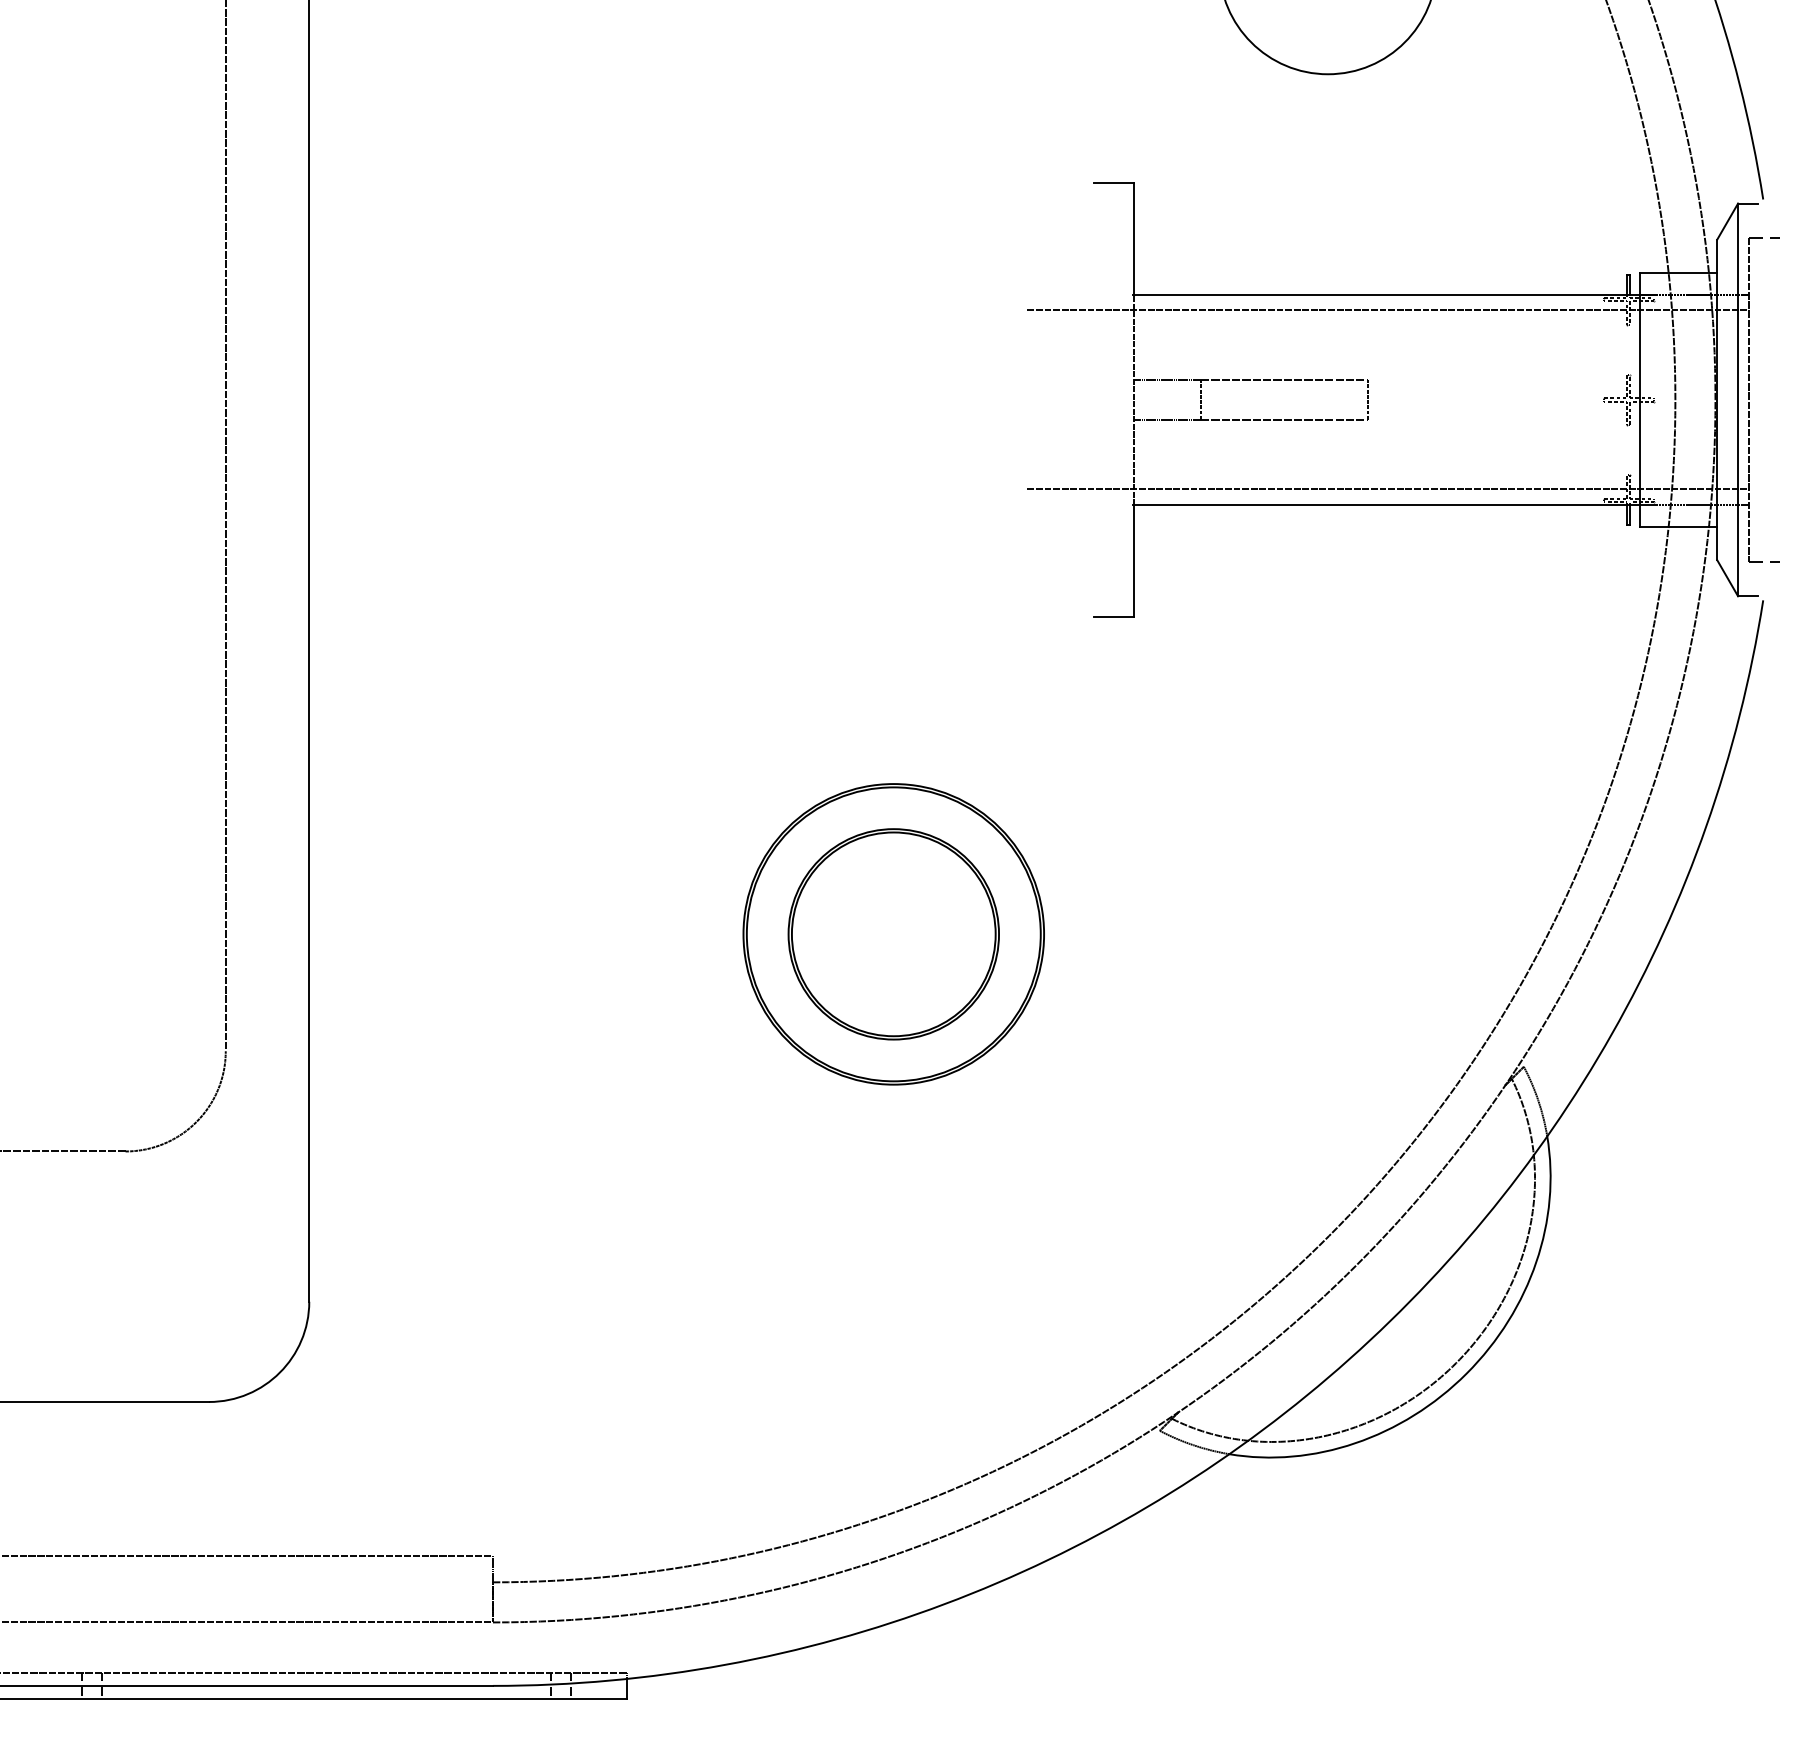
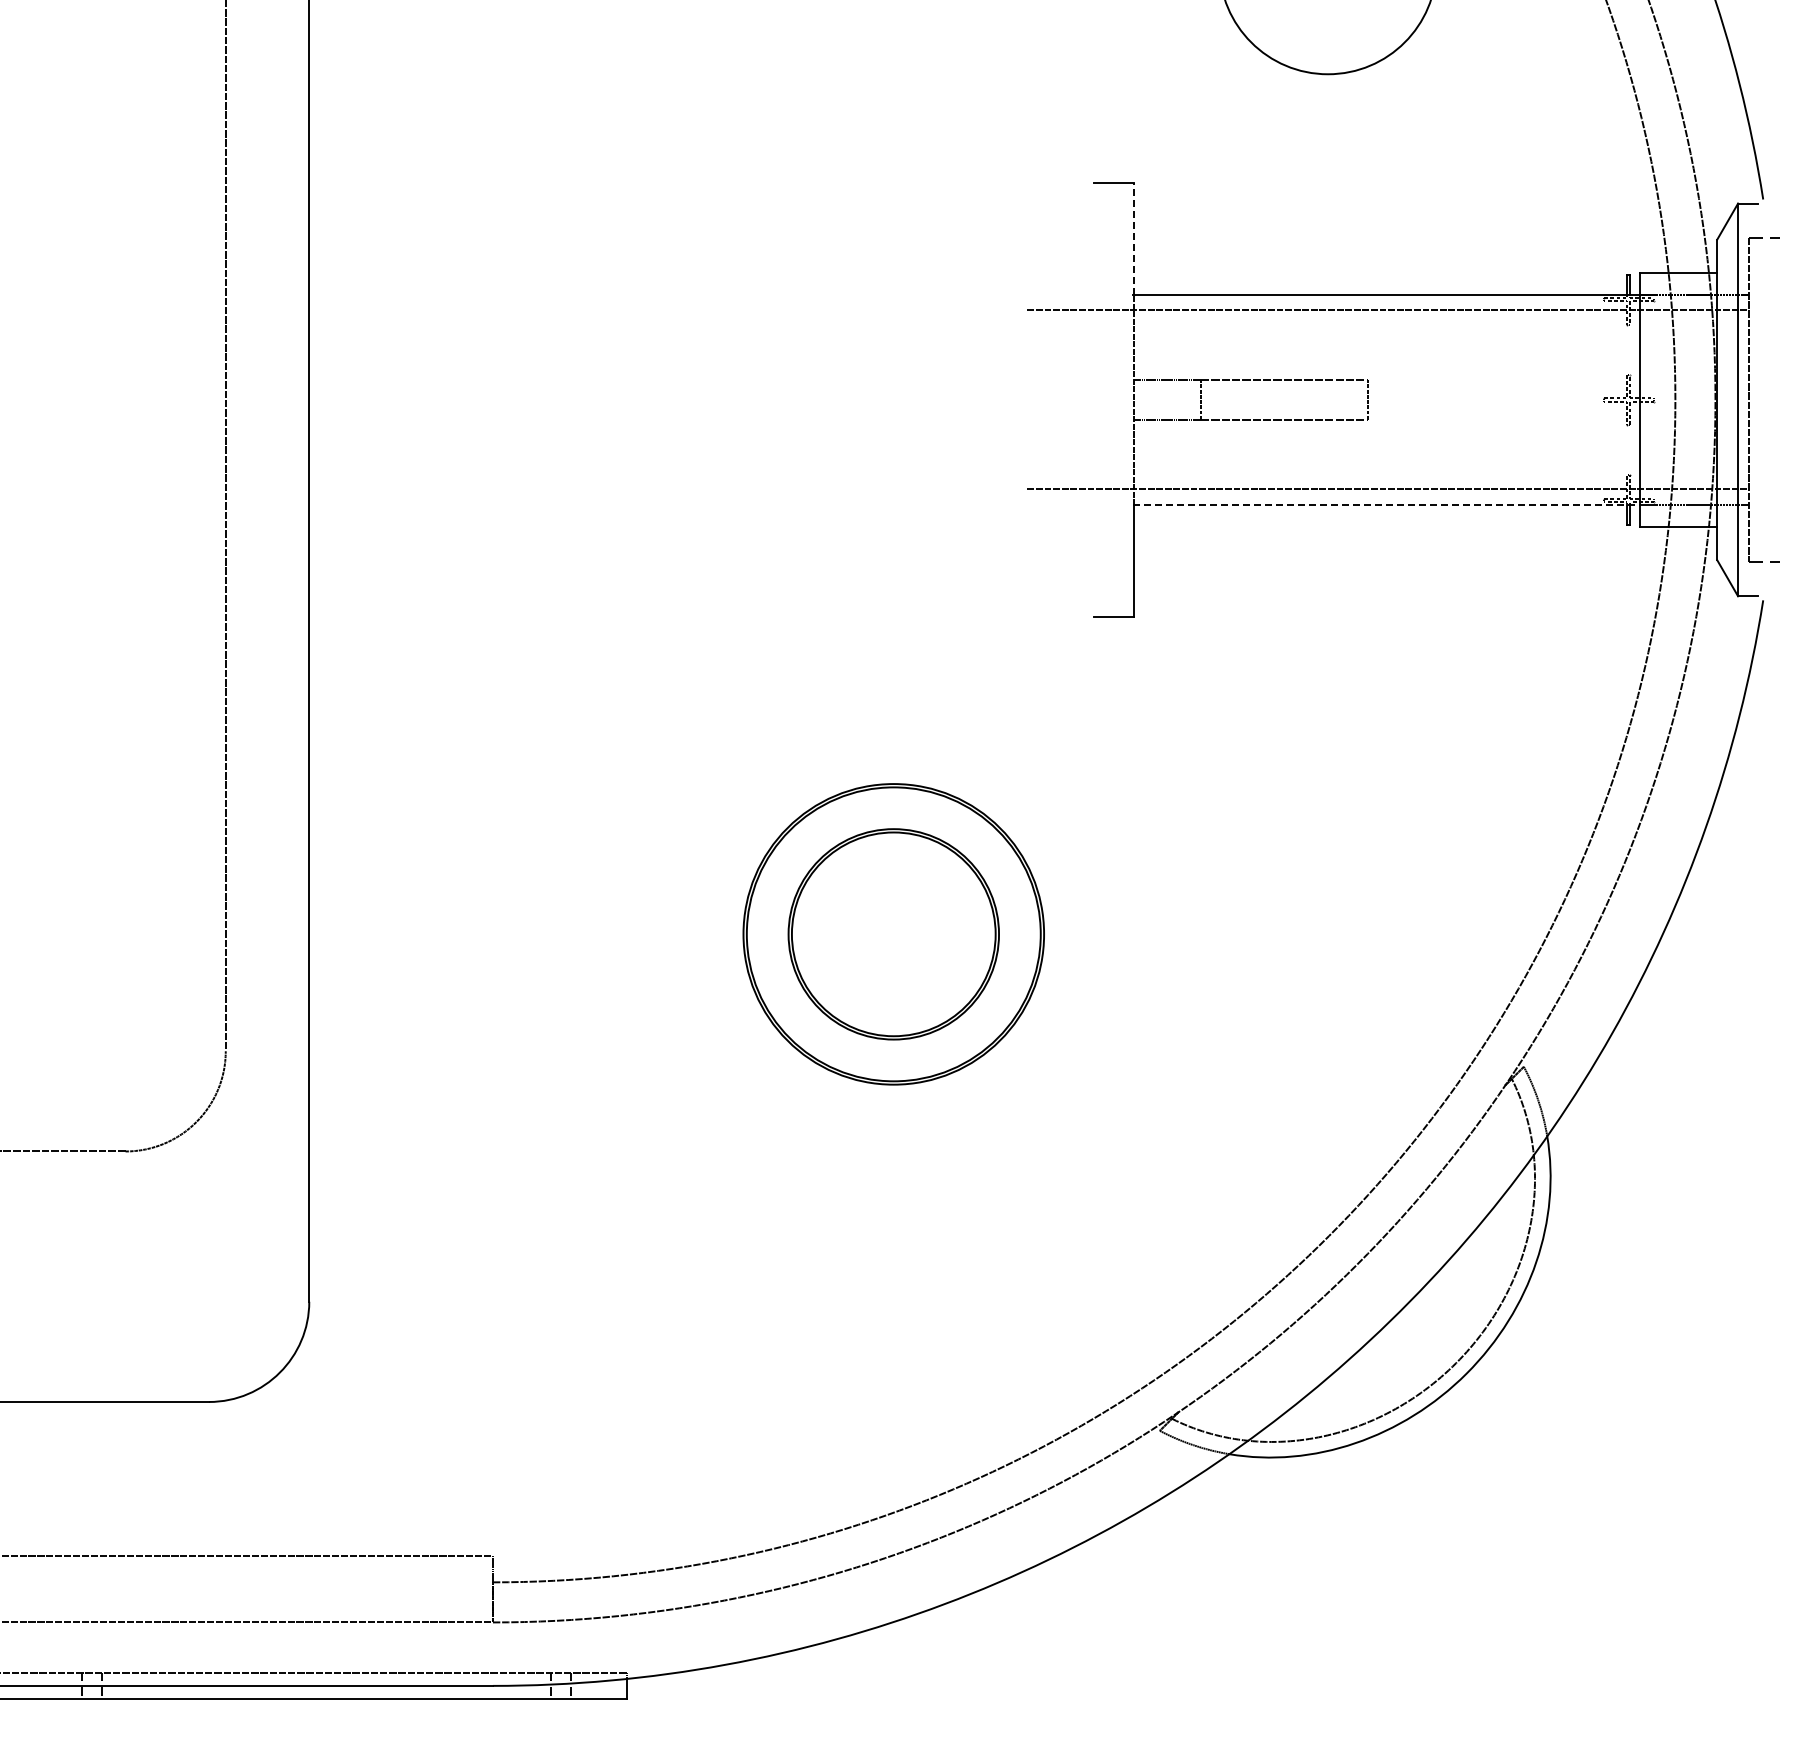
line: solid -> dashed (1134, 238)
line: solid -> dashed (1386, 505)
